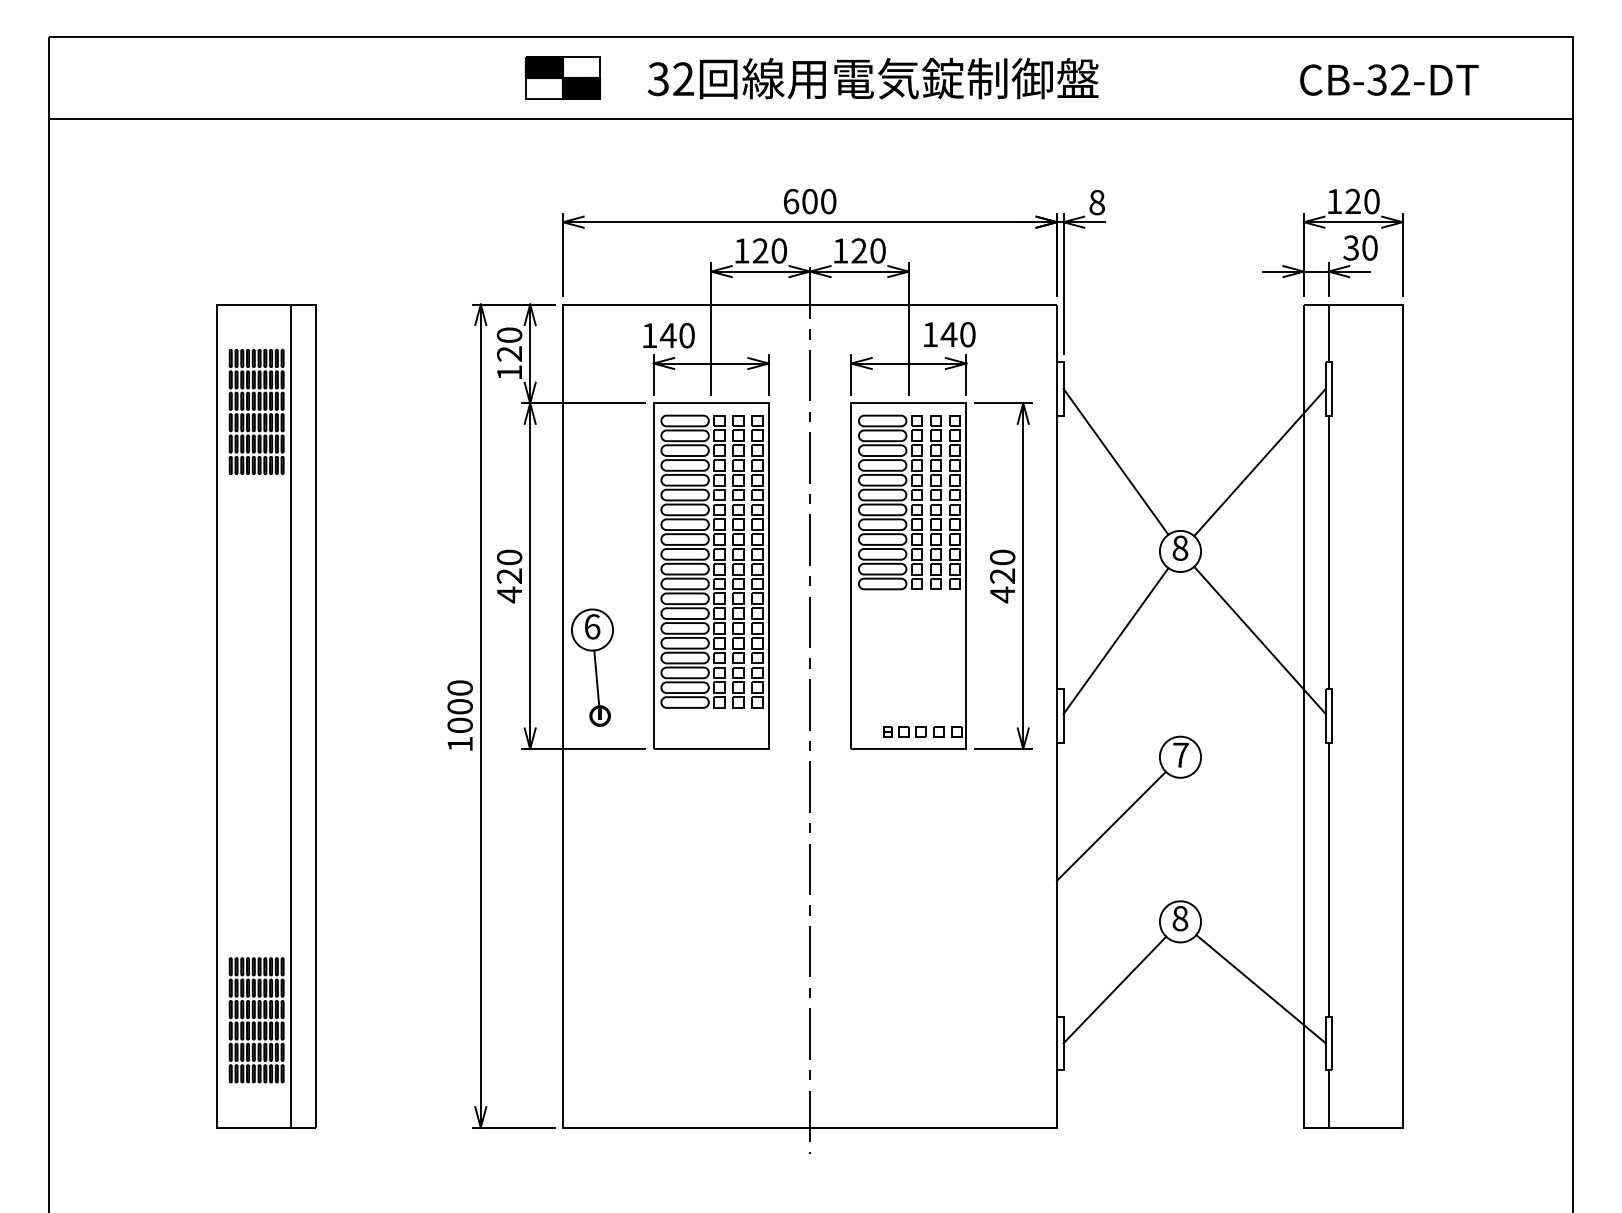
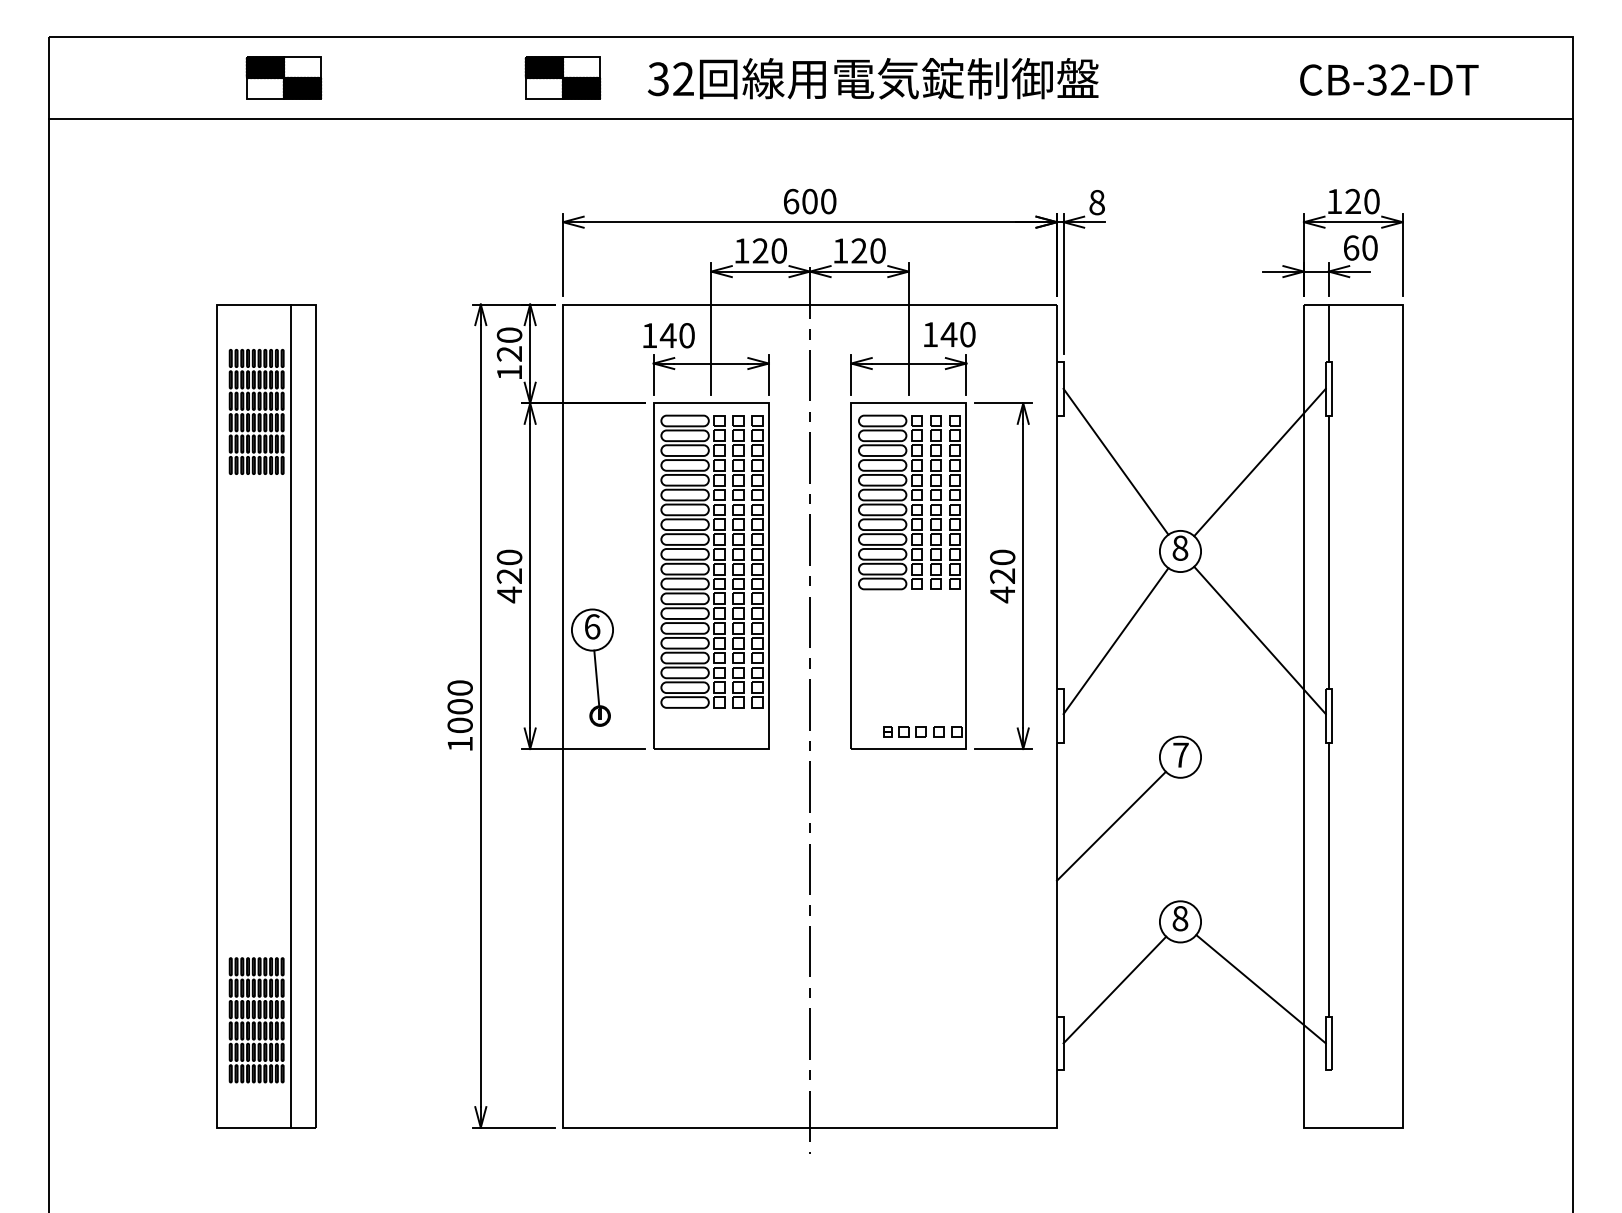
part: none -> present (283, 77)
text: 30 -> 60 (1351, 247)
line: present -> none (1328, 1098)
